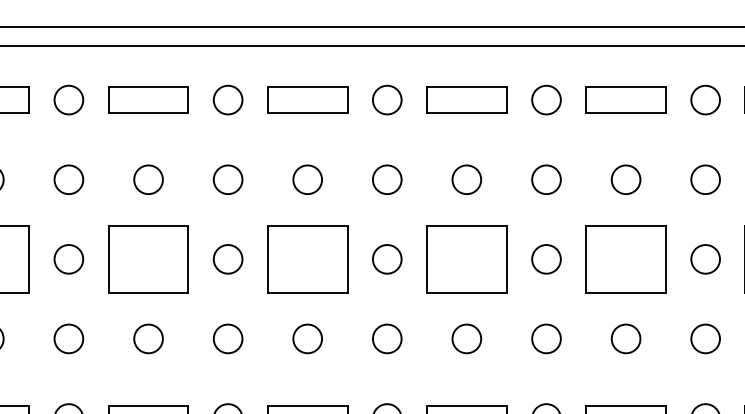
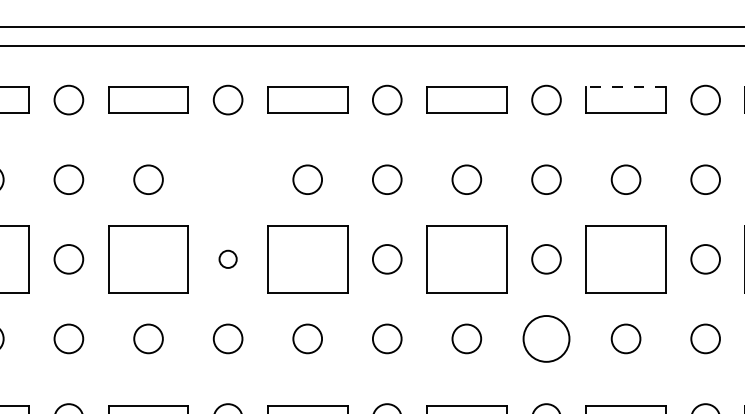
line: solid -> dashed (626, 87)
circle: present -> none (227, 179)
circle diameter: 29 px -> 17 px (227, 258)
circle diameter: 29 px -> 46 px (546, 338)
